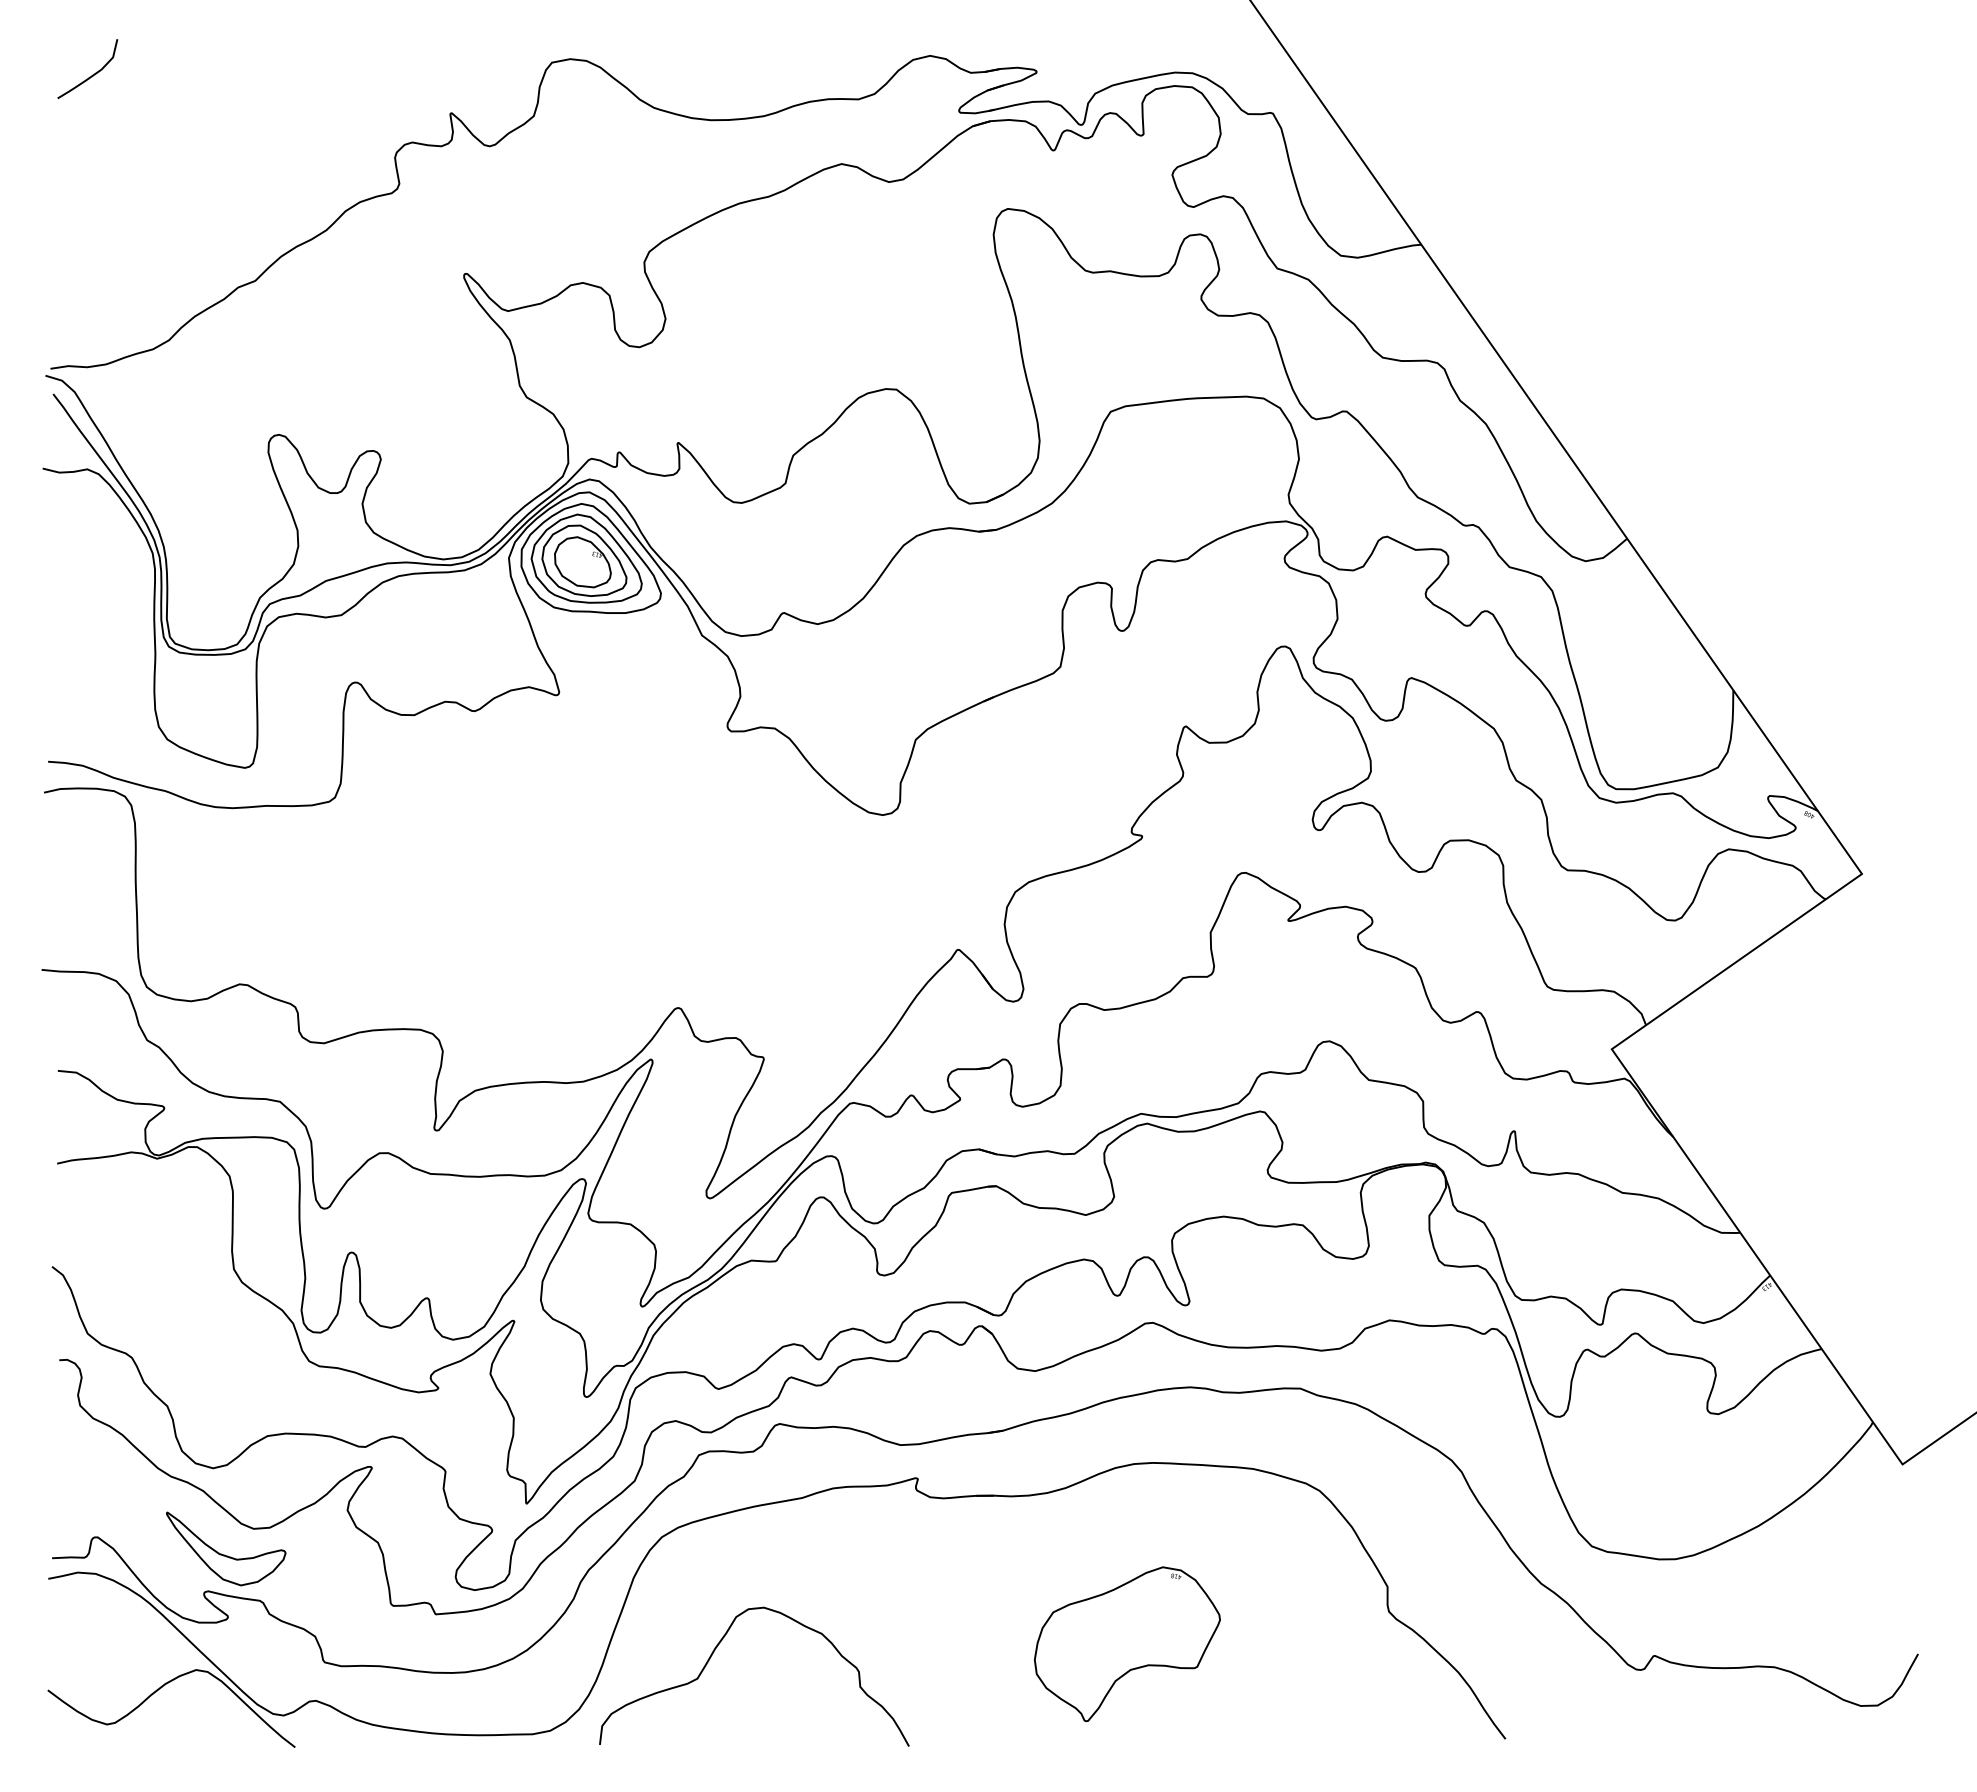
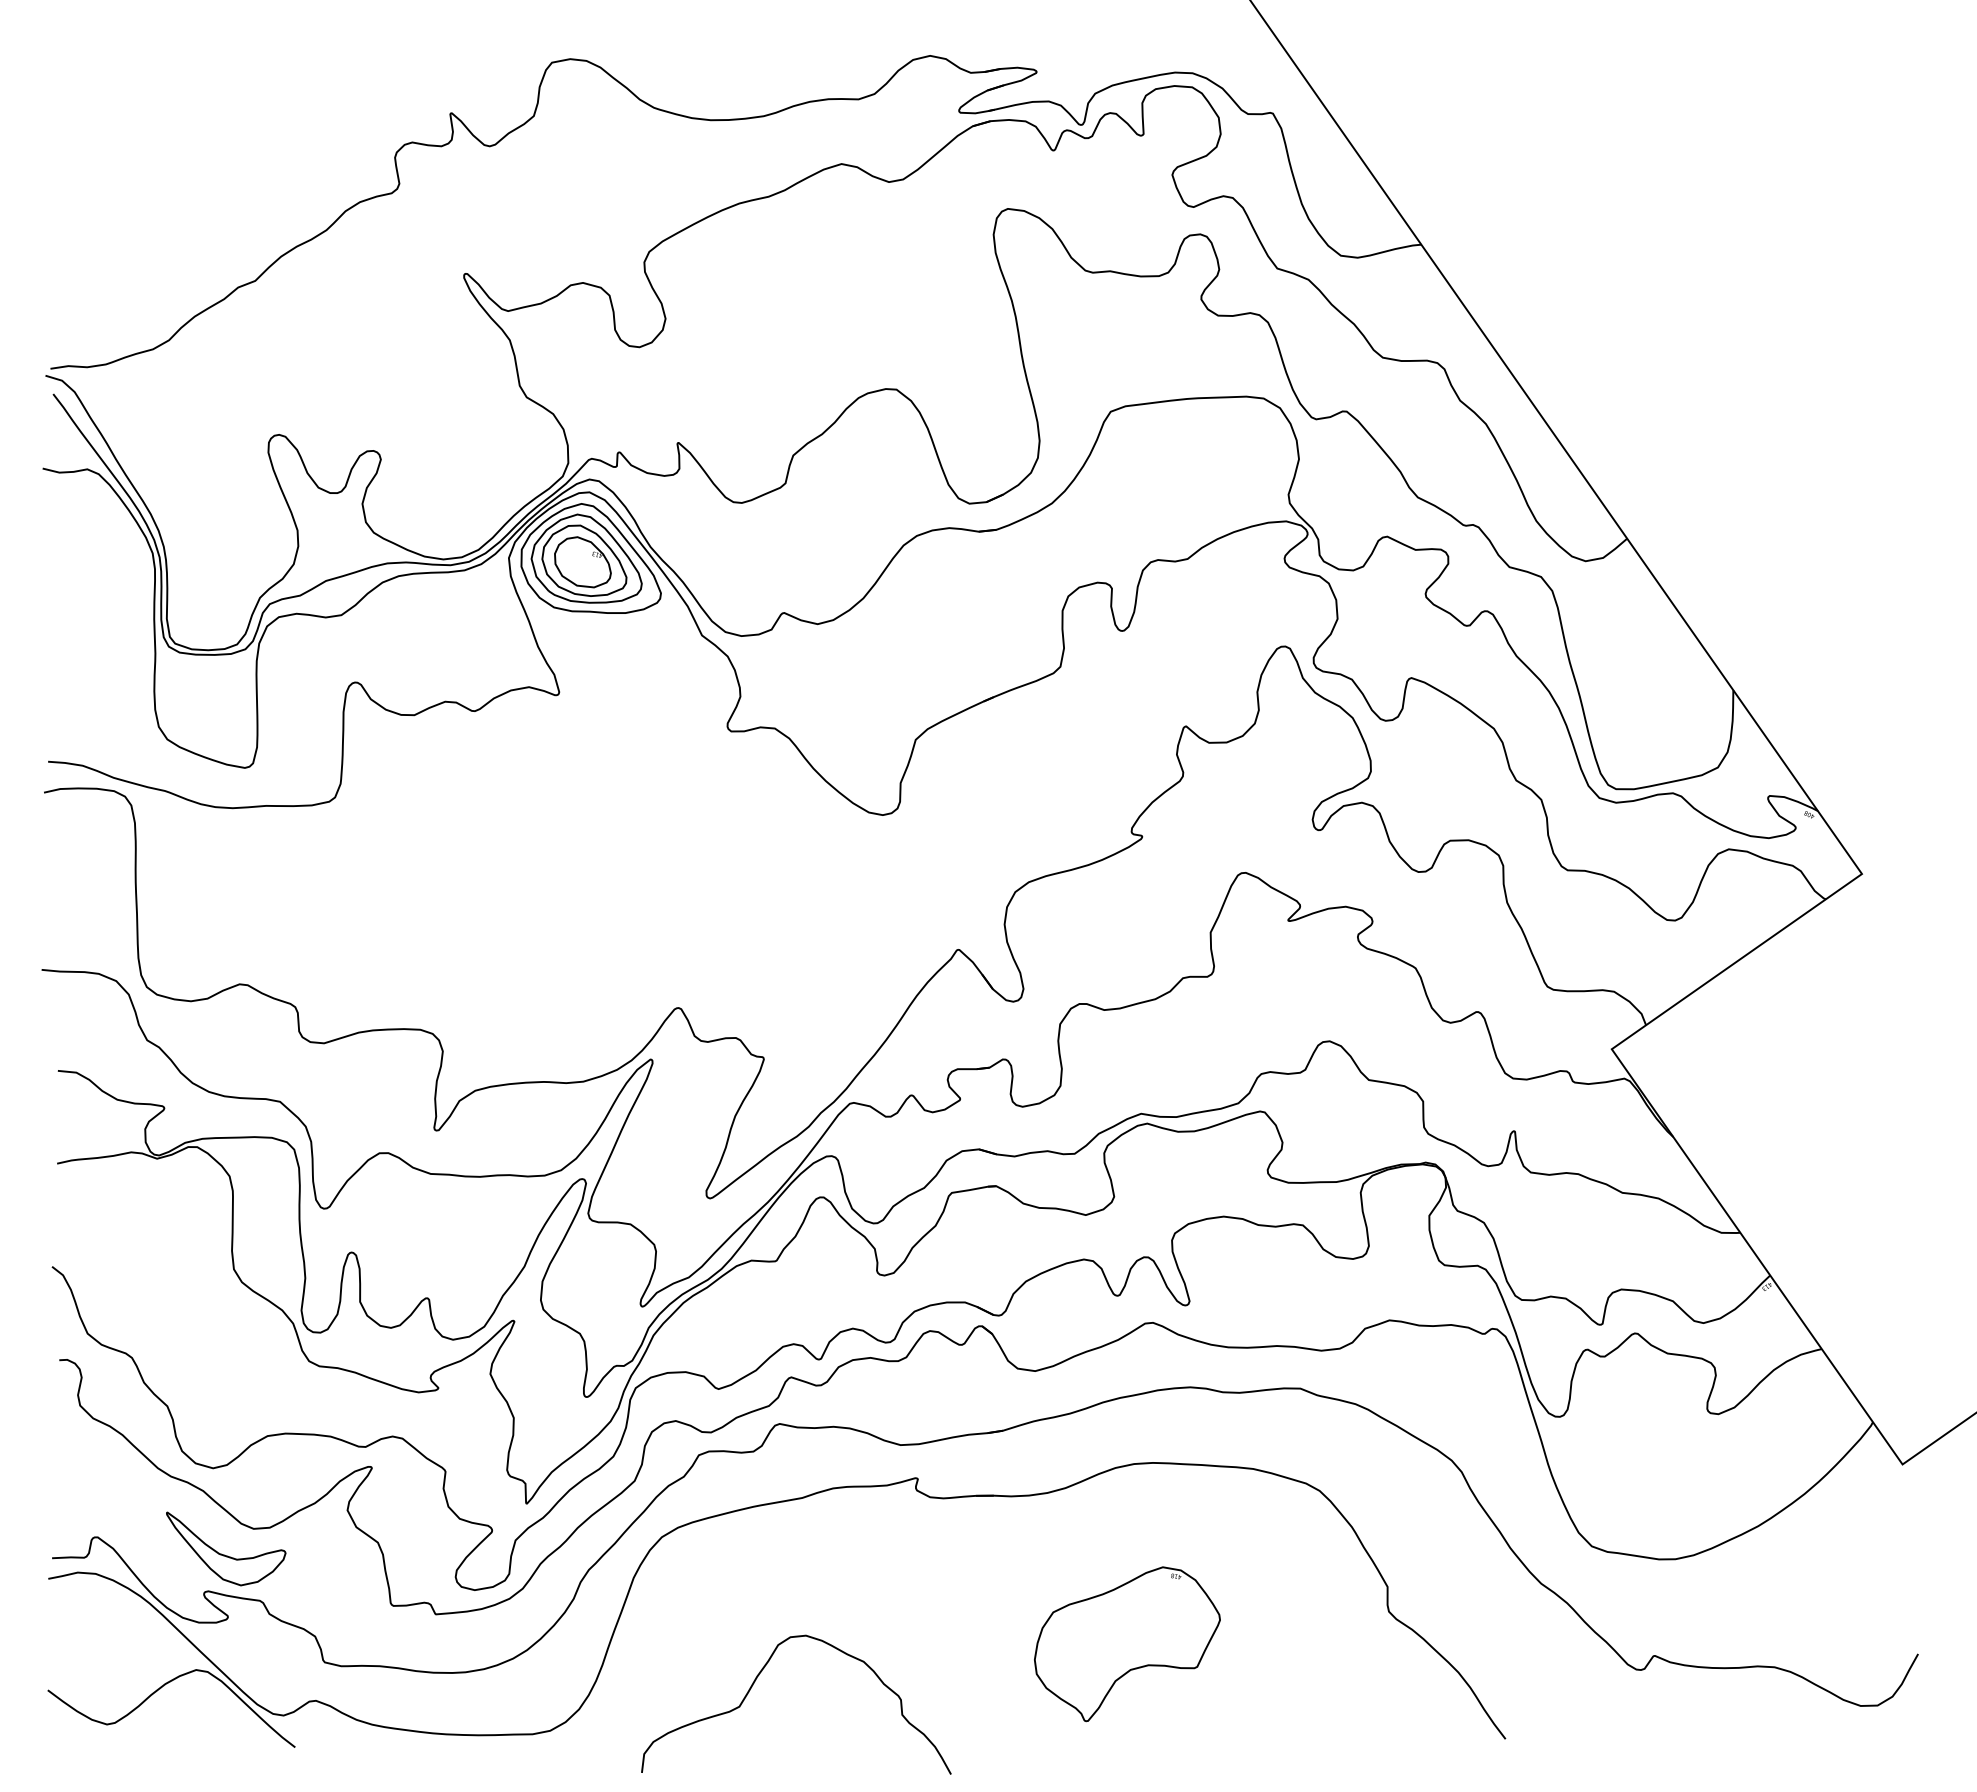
curve: present -> none (92, 74)
curve position: (714, 1652) -> (756, 1680) (756, 1680)
